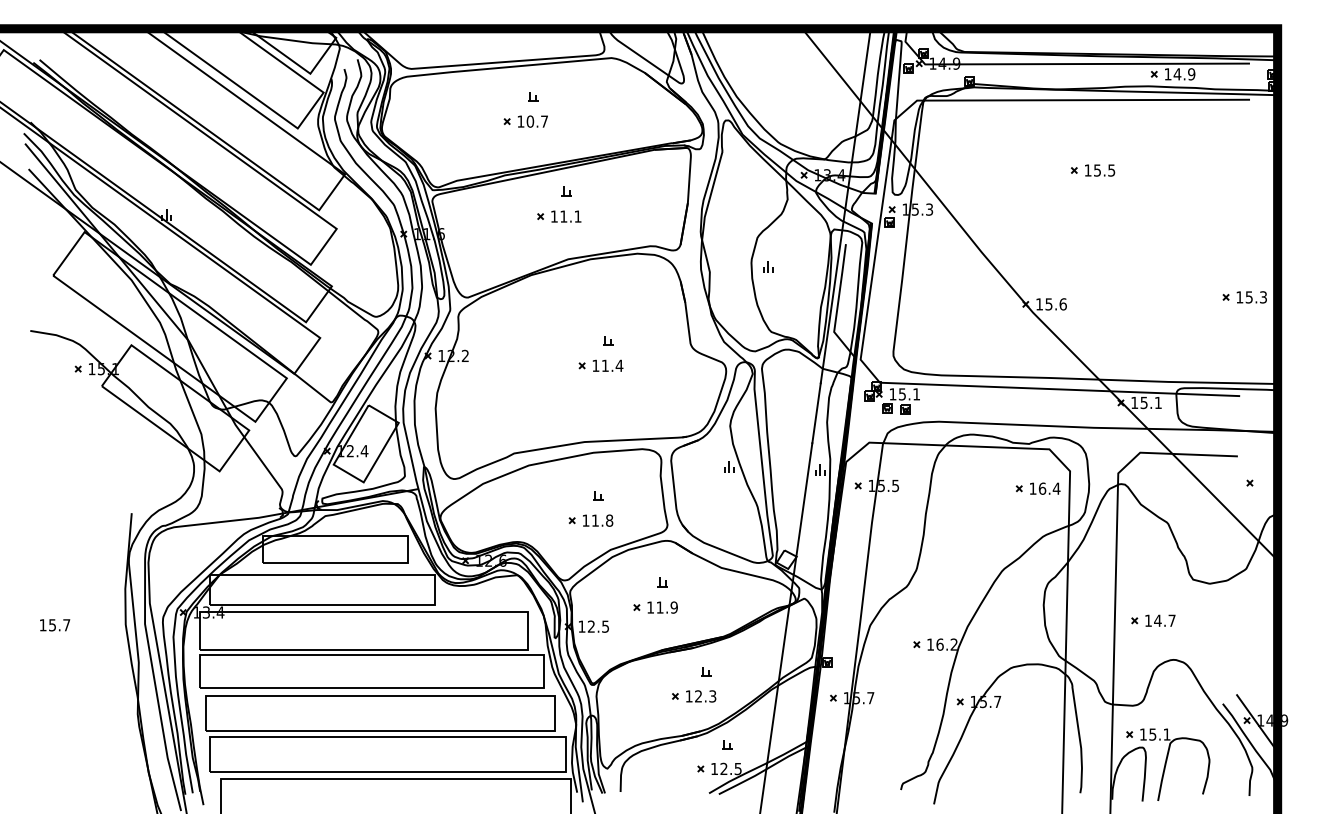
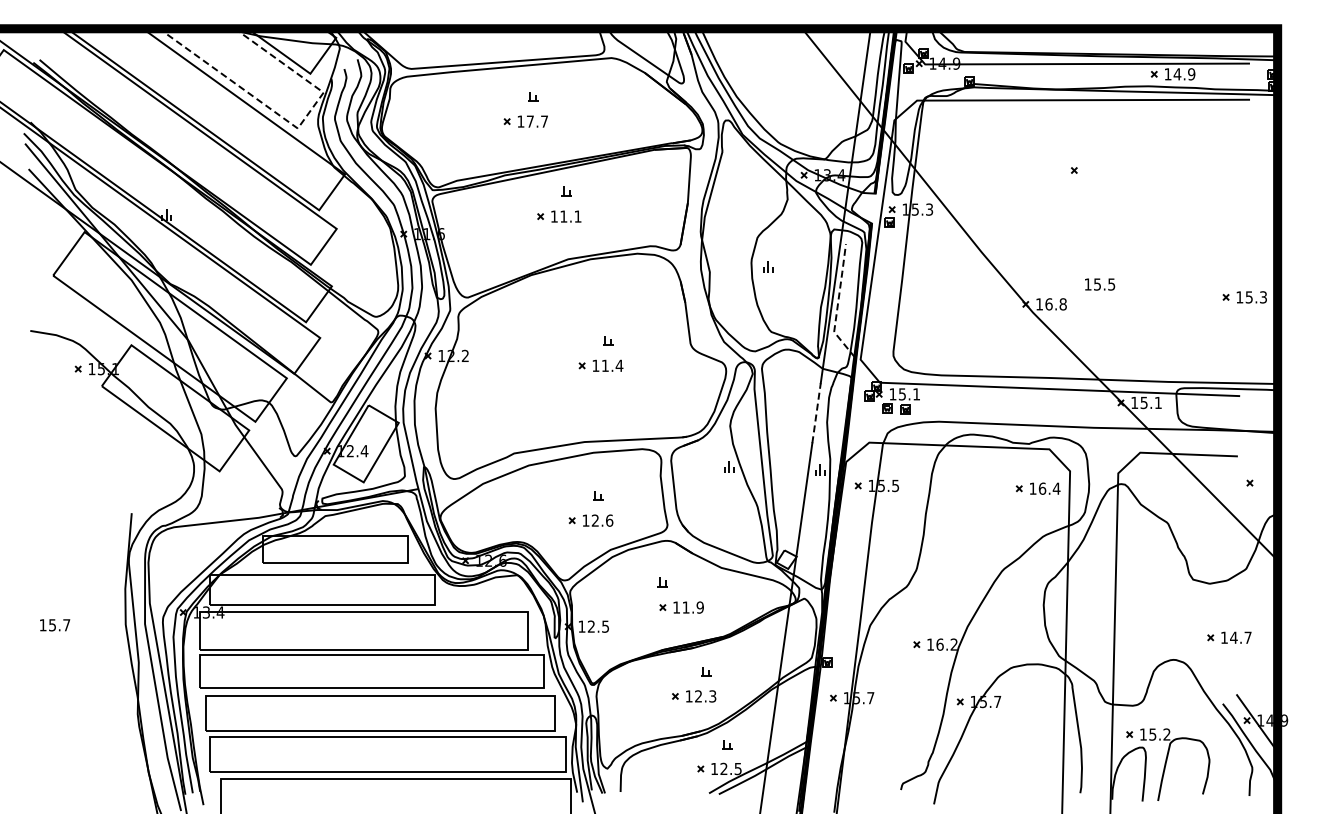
text: 10.7 -> 17.7 (530, 121)
line: solid -> dashed (292, 124)
text position: (1100, 170) -> (1100, 284) (1100, 284)
line: solid -> dashed (837, 304)
text: 15.6 -> 16.8 (1055, 304)
line: solid -> dashed (816, 412)
text: 11.8 -> 12.6 (602, 520)
part position: (655, 607) -> (681, 607) (681, 607)
part position: (1153, 620) -> (1229, 637) (1229, 637)
text: 15.1 -> 15.2 (1166, 734)
